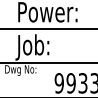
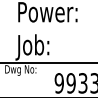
line: present -> none (48, 28)
